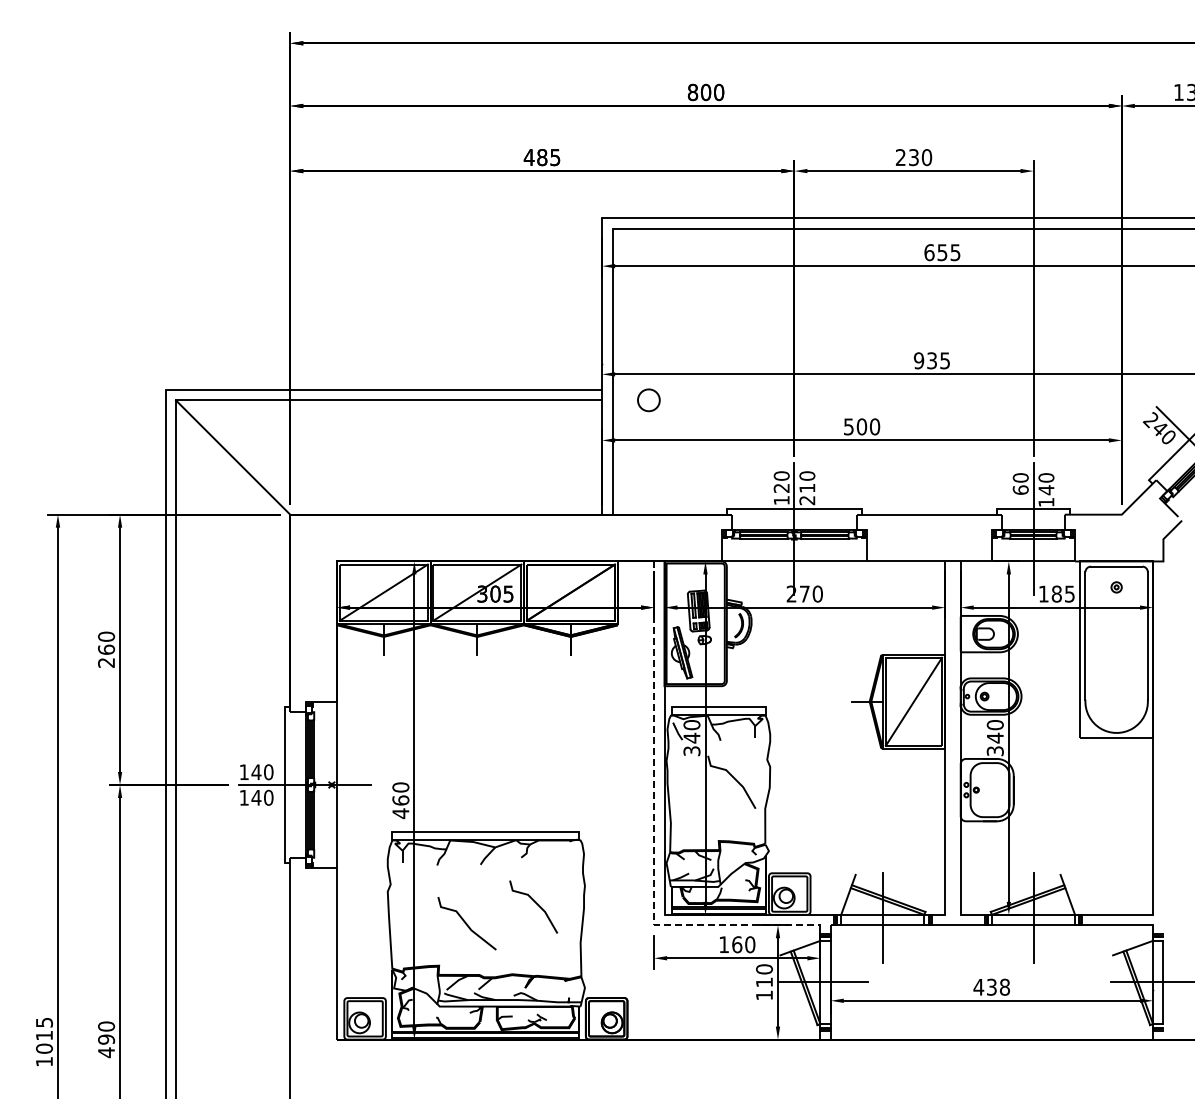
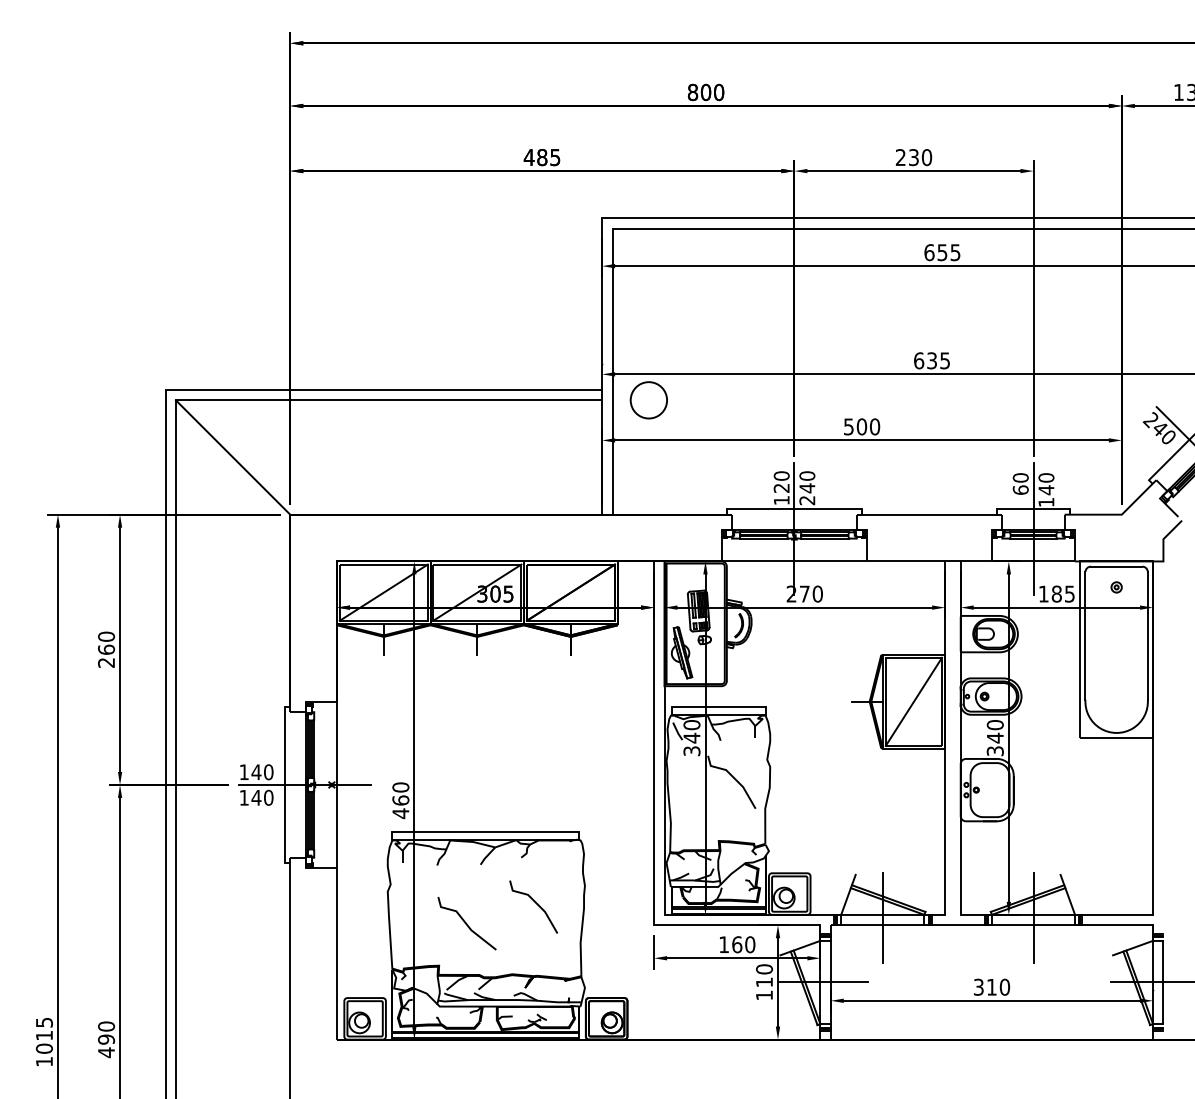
text: 935 -> 635 (918, 360)
circle diameter: 22 px -> 36 px (648, 400)
text: 210 -> 240 (807, 488)
line: dashed -> solid (654, 827)
text: 438 -> 310 (991, 986)
